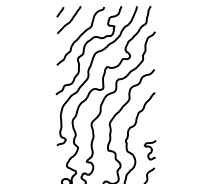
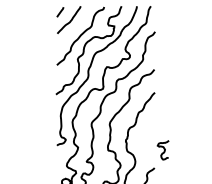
curve position: (150, 149) -> (163, 149) (163, 149)
